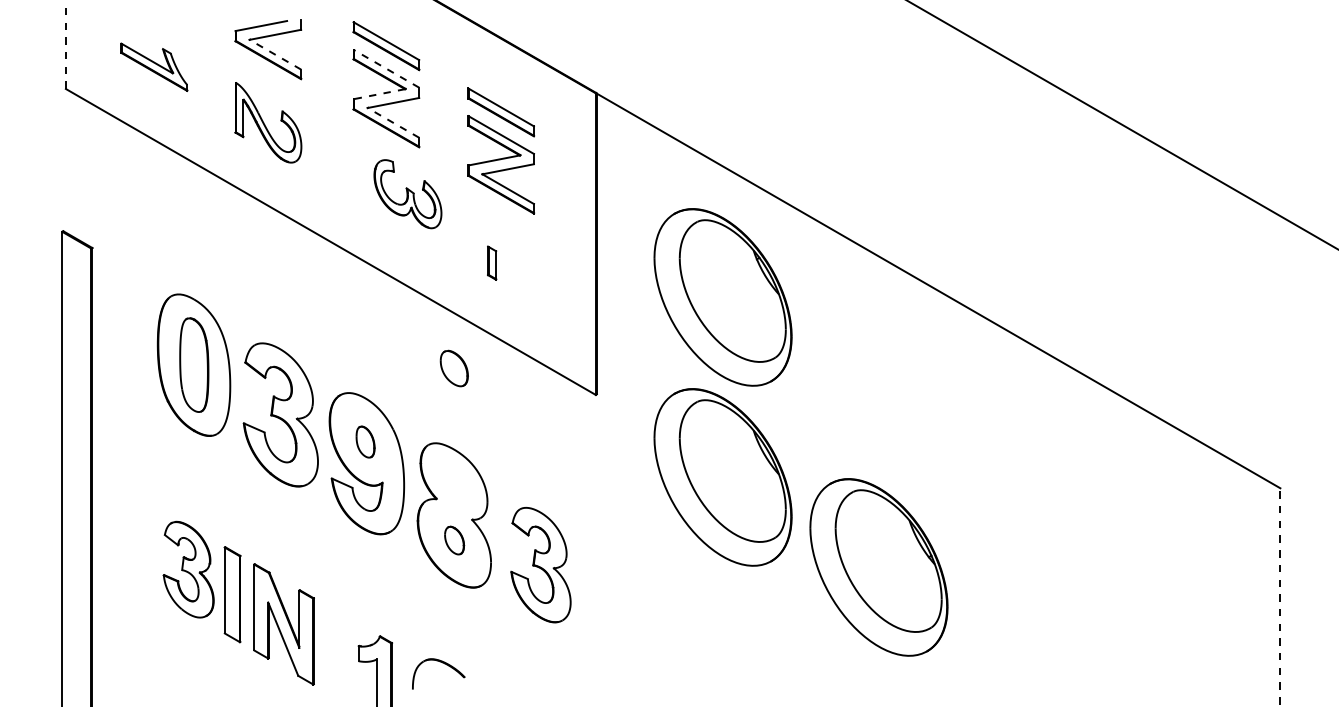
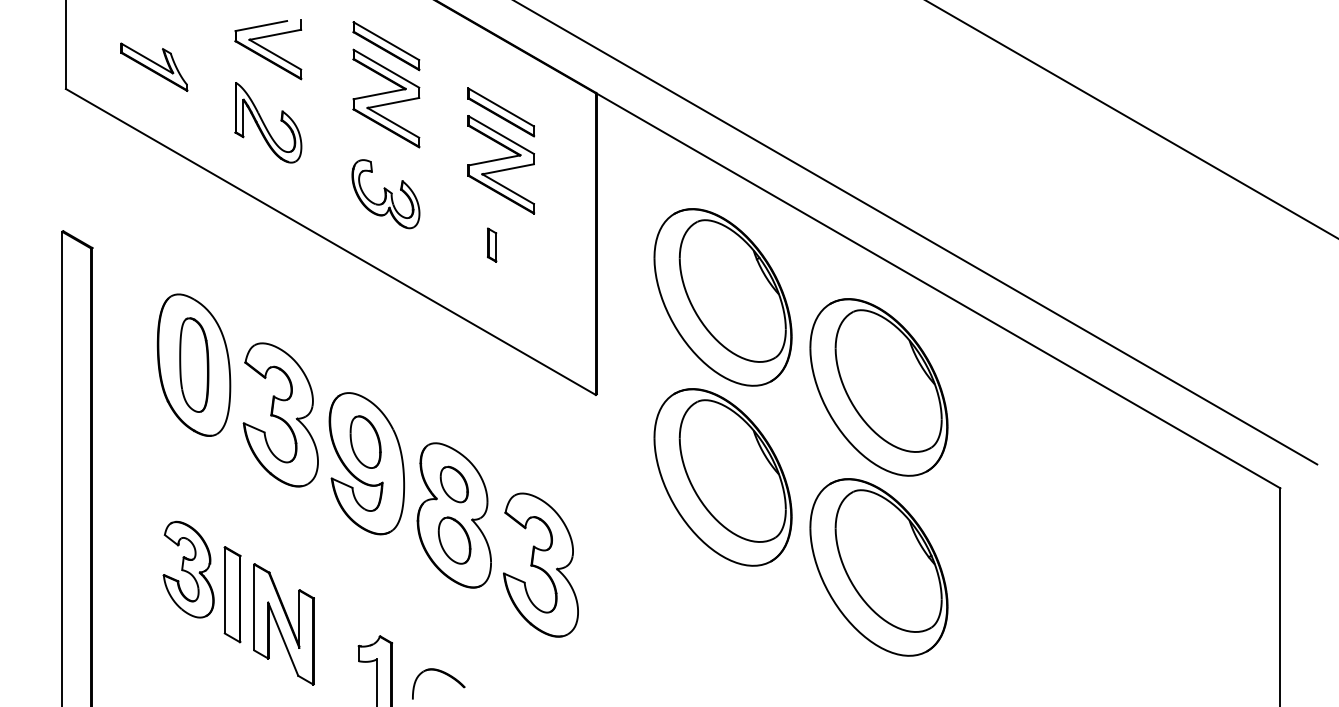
line: dashed -> solid (65, 45)
line: dashed -> solid (275, 54)
line: dashed -> solid (386, 68)
line: dashed -> solid (378, 94)
line: dashed -> solid (393, 122)
line position: (1122, 125) -> (1132, 119) (1132, 119)
part position: (407, 194) -> (385, 194) (385, 194)
line: none -> present (916, 233)
part position: (492, 262) -> (492, 244) (492, 244)
part position: (453, 368) -> (453, 484) (453, 484)
part: none -> present (878, 387)
part size: 21x34 px -> 33x54 px (365, 441)
part size: 22x31 px -> 35x49 px (454, 540)
part size: 62x118 px -> 76x146 px (540, 564)
line: dashed -> solid (1280, 597)
part position: (442, 663) -> (442, 673) (442, 673)
